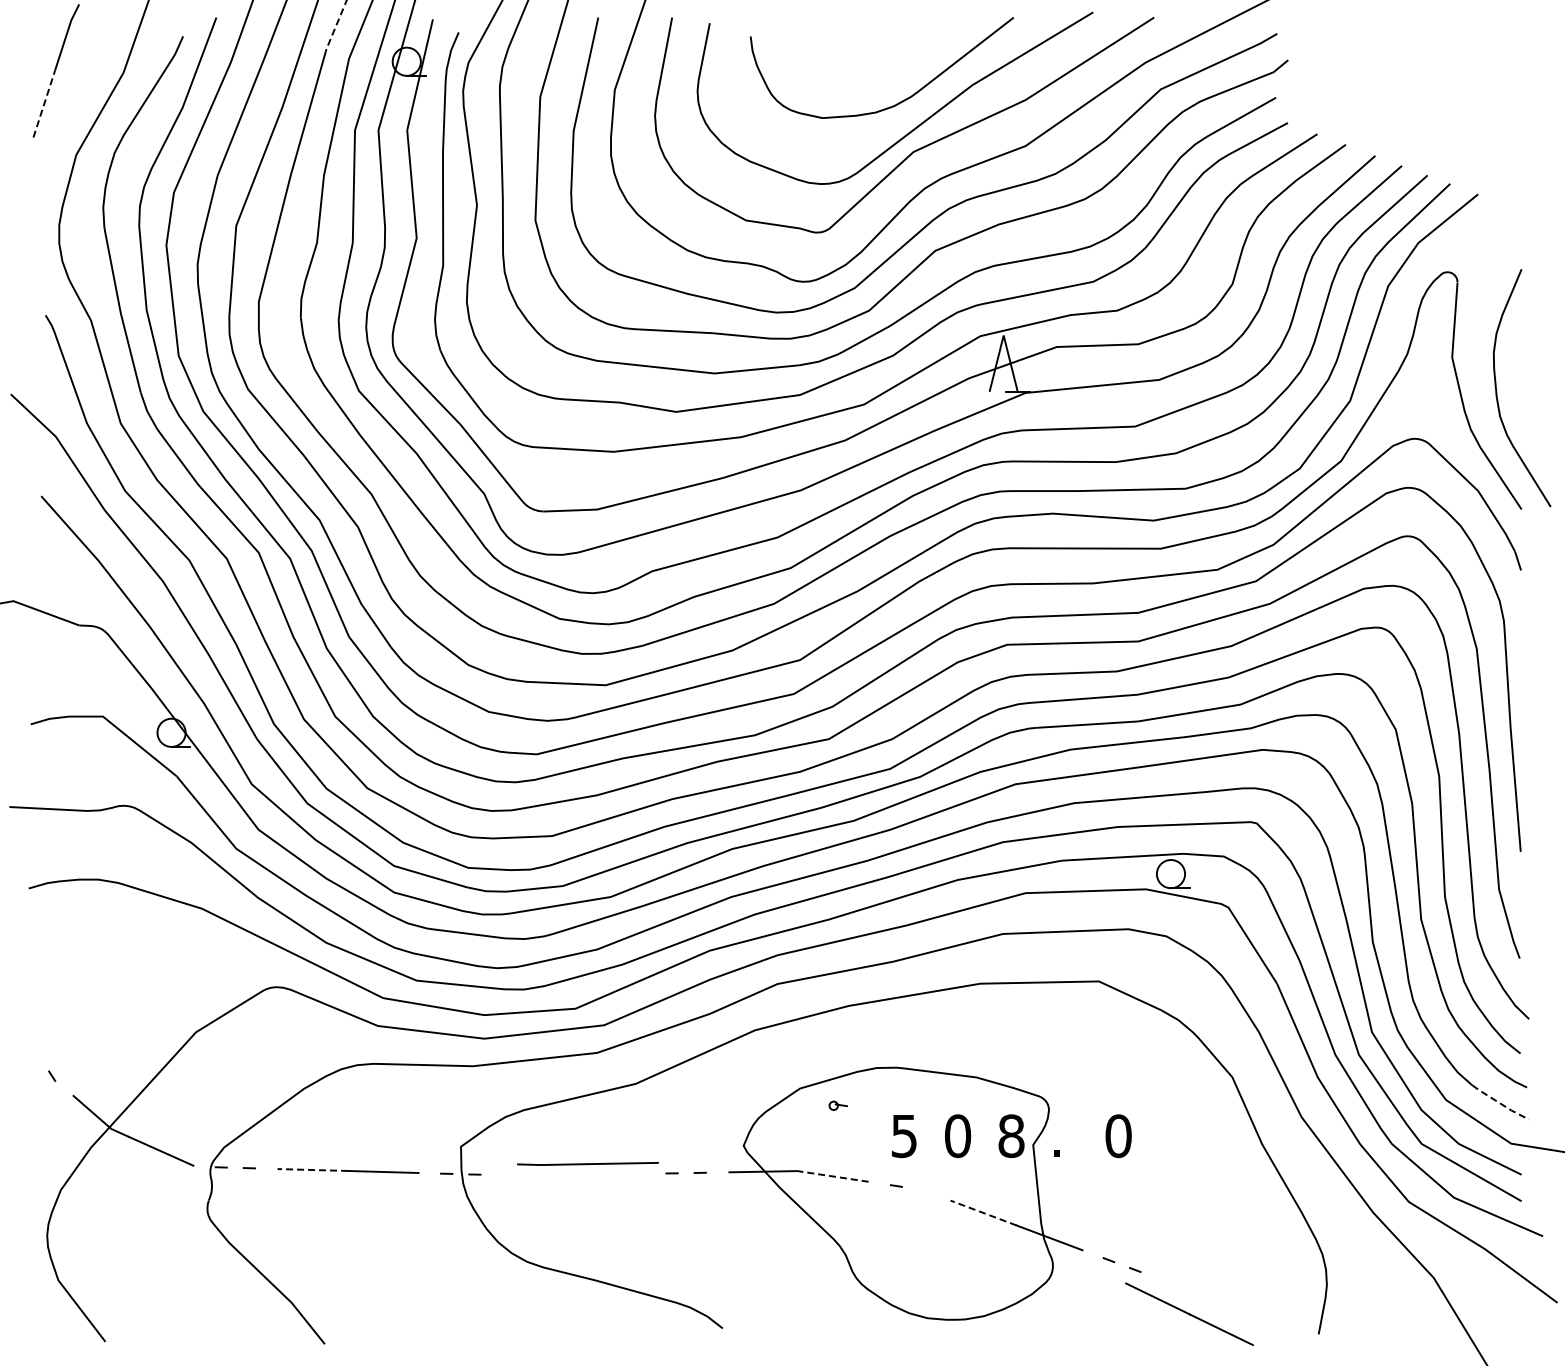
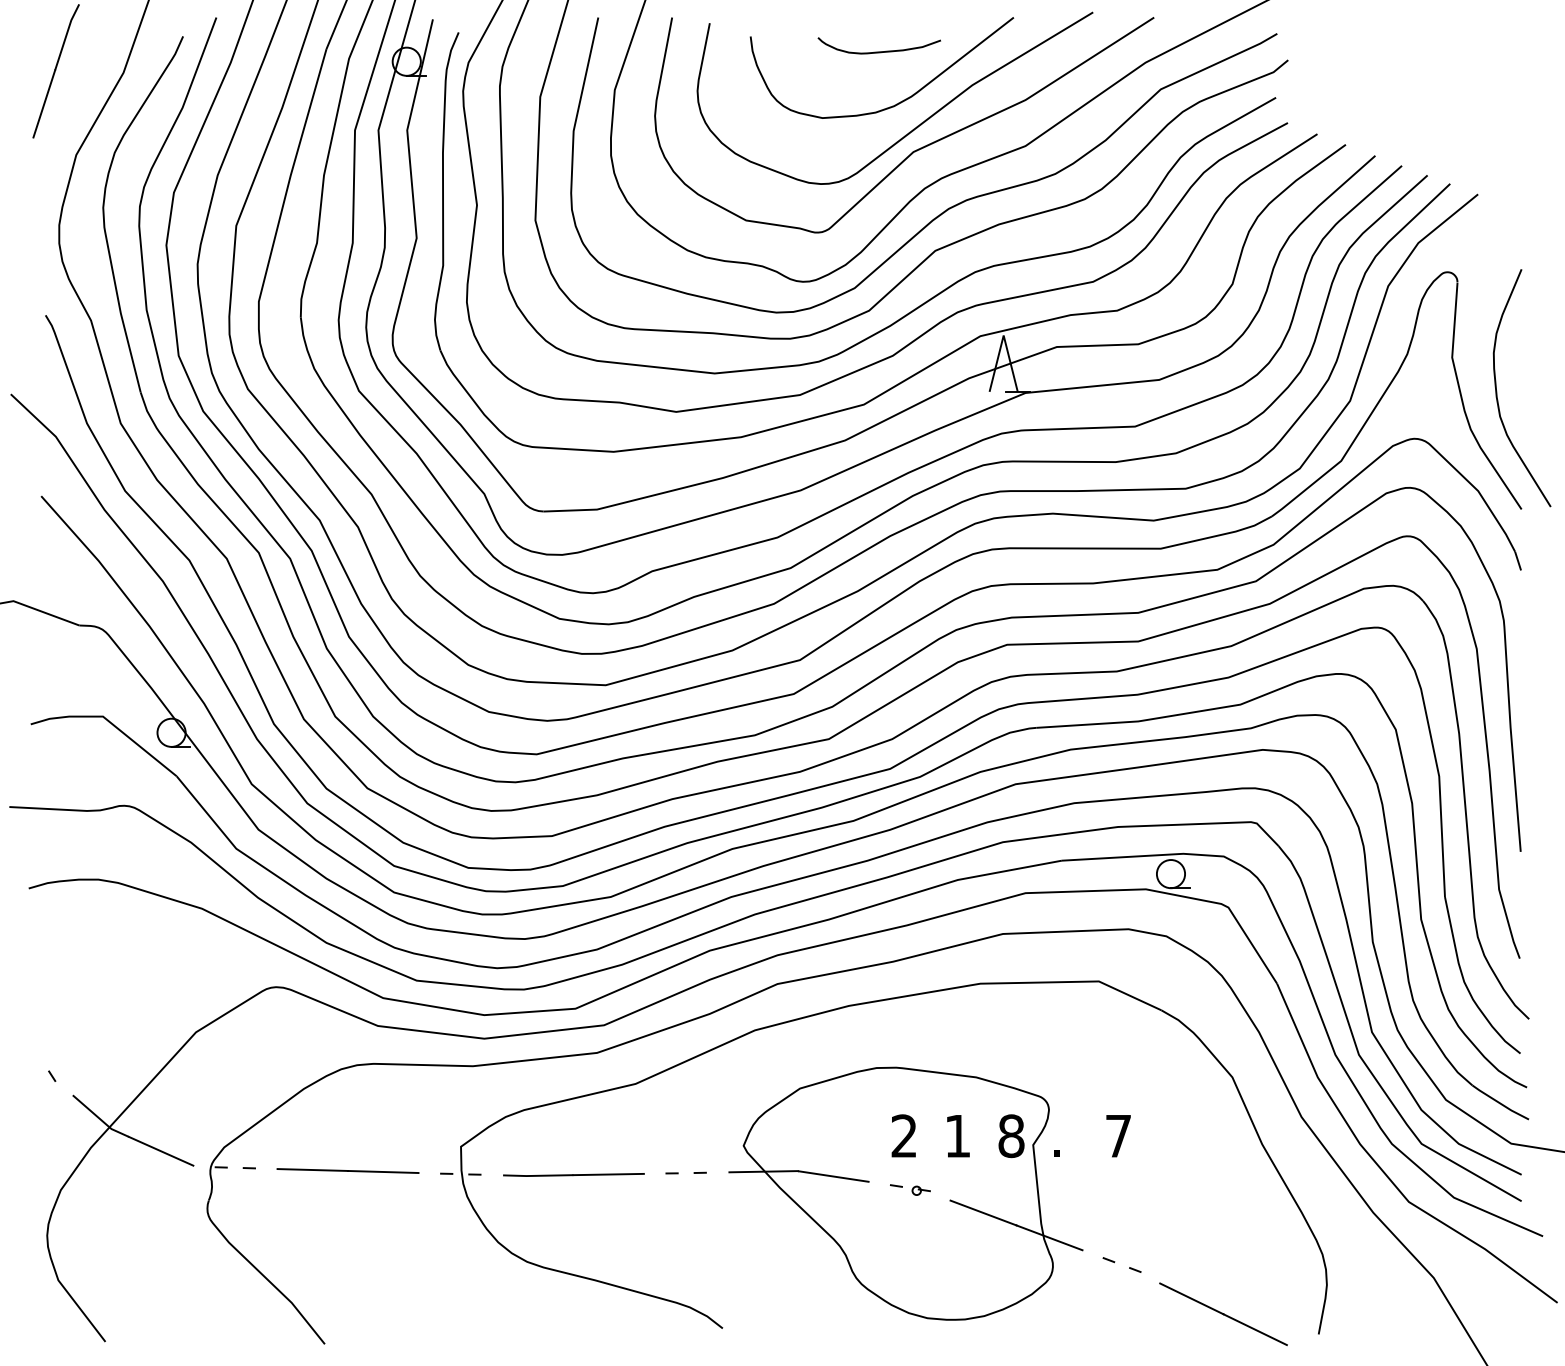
line: dashed -> solid (336, 25)
curve: none -> present (878, 51)
line: dashed -> solid (44, 103)
line: dashed -> solid (1500, 1103)
part position: (837, 1105) -> (920, 1190) (920, 1190)
text: 5 -> 2 (903, 1136)
text: 0 -> 1 (958, 1136)
text: 0 -> 7 (1118, 1136)
line position: (587, 1163) -> (573, 1174) (573, 1174)
line: dashed -> solid (312, 1170)
line: dashed -> solid (833, 1176)
line: dashed -> solid (983, 1212)
line position: (1189, 1314) -> (1223, 1314) (1223, 1314)
